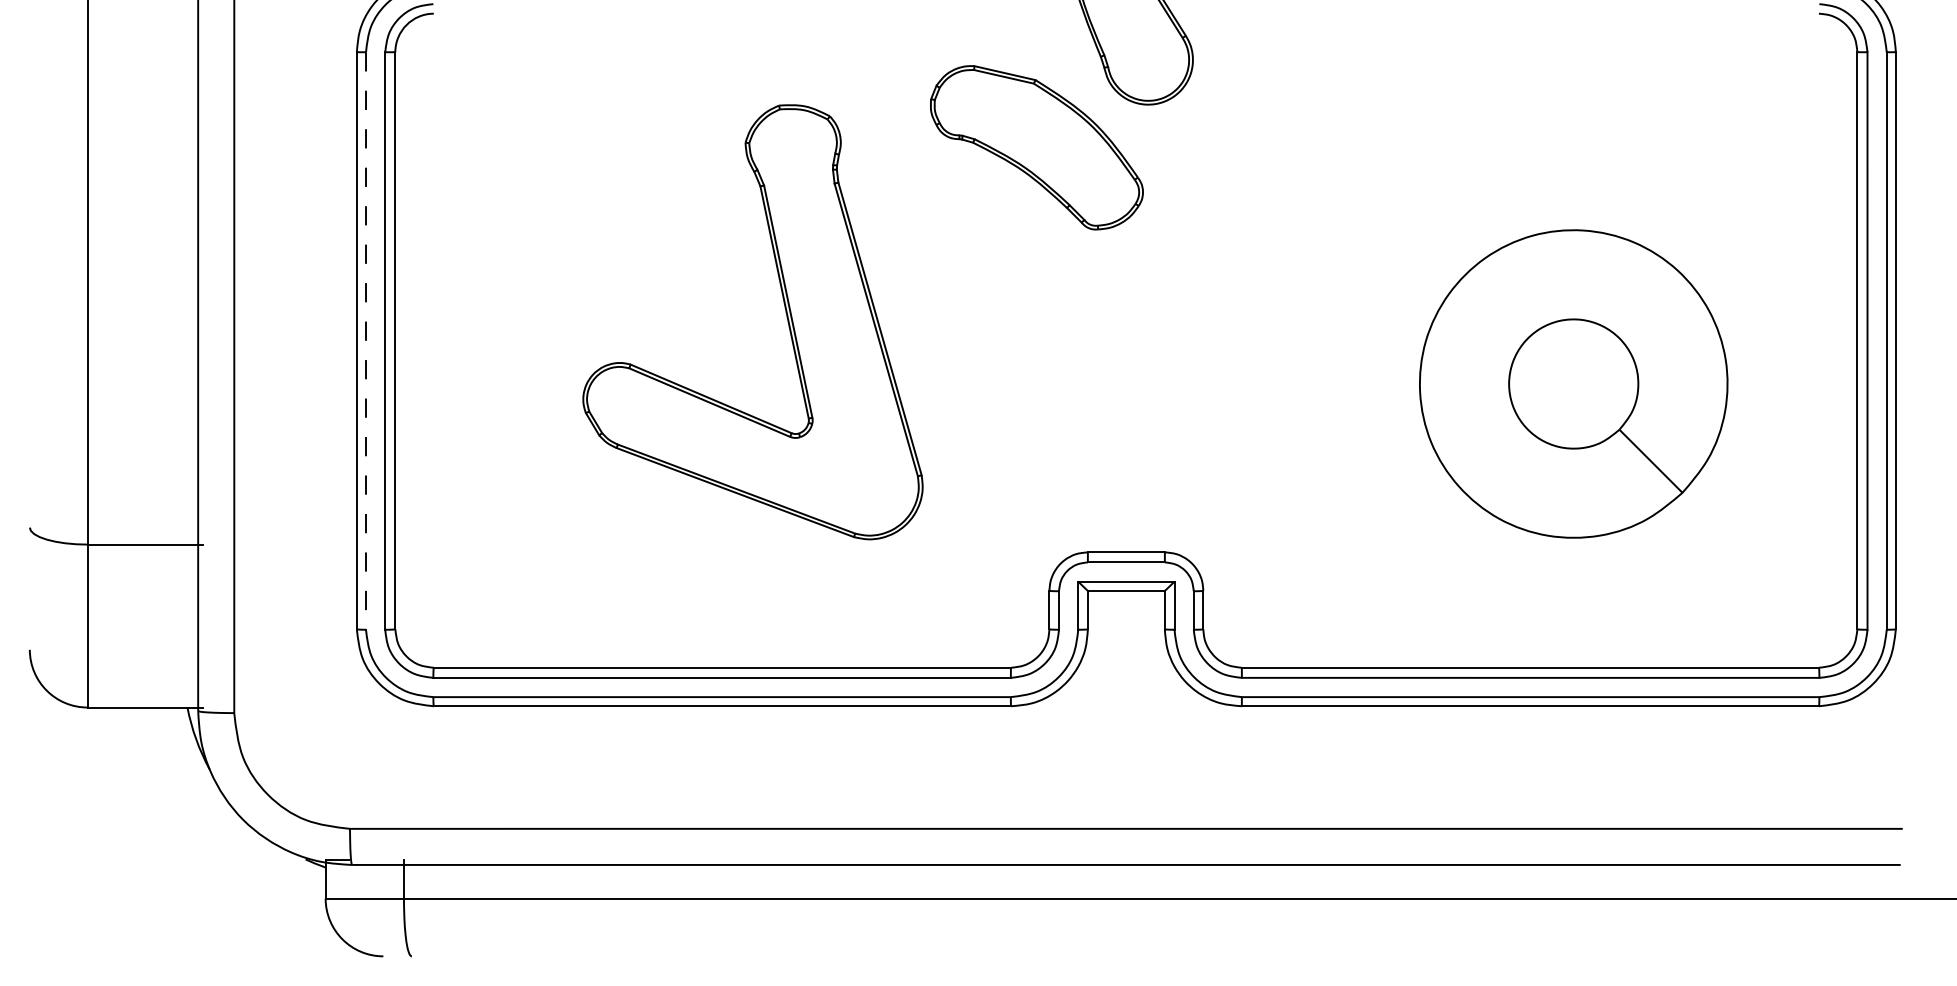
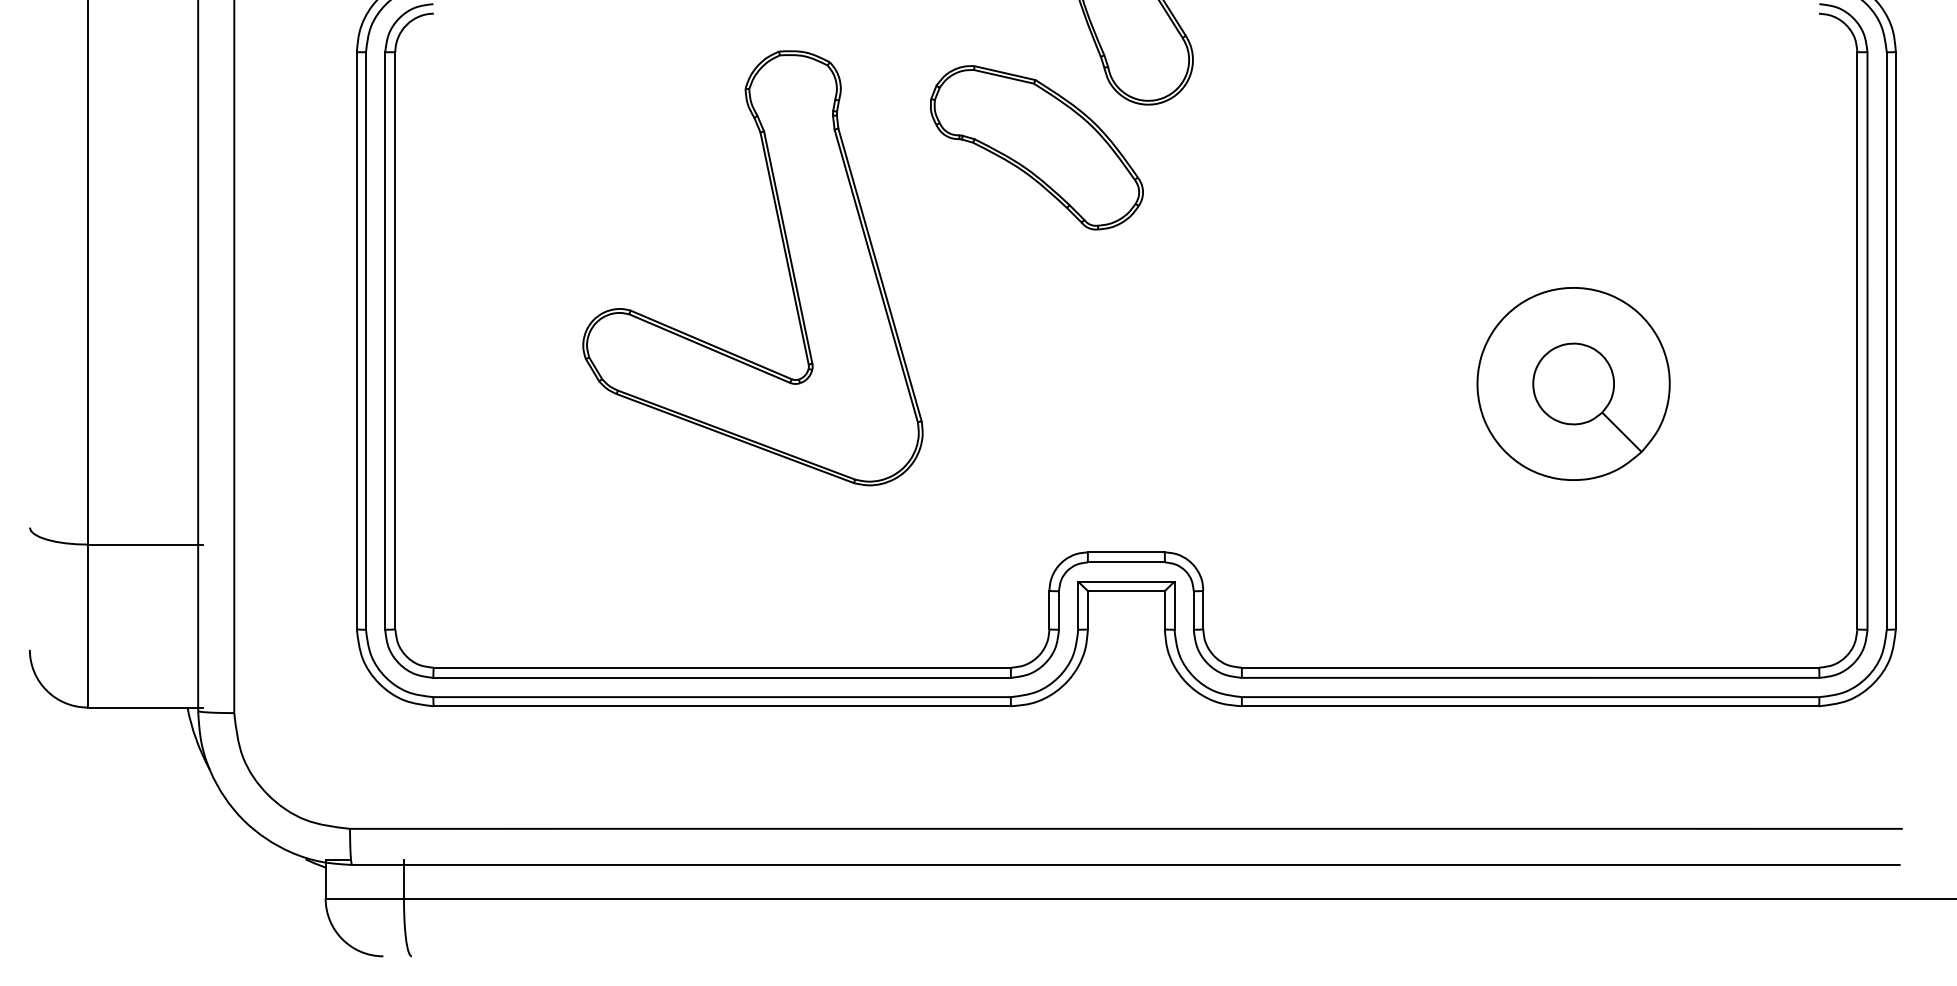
part position: (786, 317) -> (786, 263) (786, 263)
line: dashed -> solid (366, 341)
part size: 310x310 px -> 195x194 px (1573, 383)
